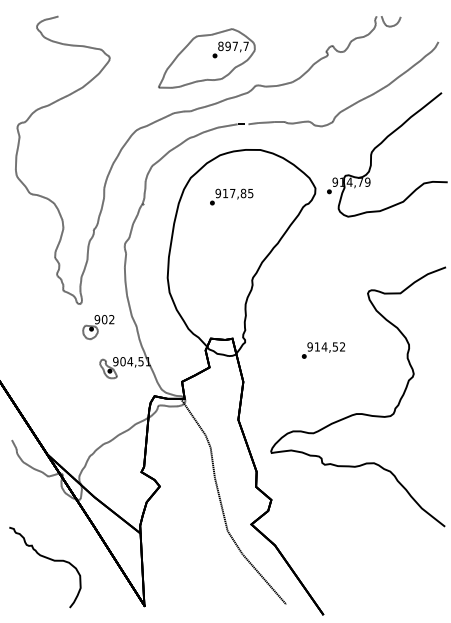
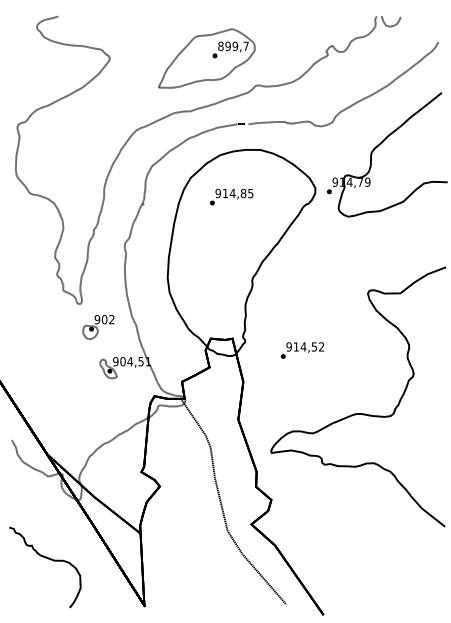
text: 897,7 -> 899,7 (235, 46)
text: 917,85 -> 914,85 (232, 193)
text position: (322, 350) -> (301, 350) (301, 350)
